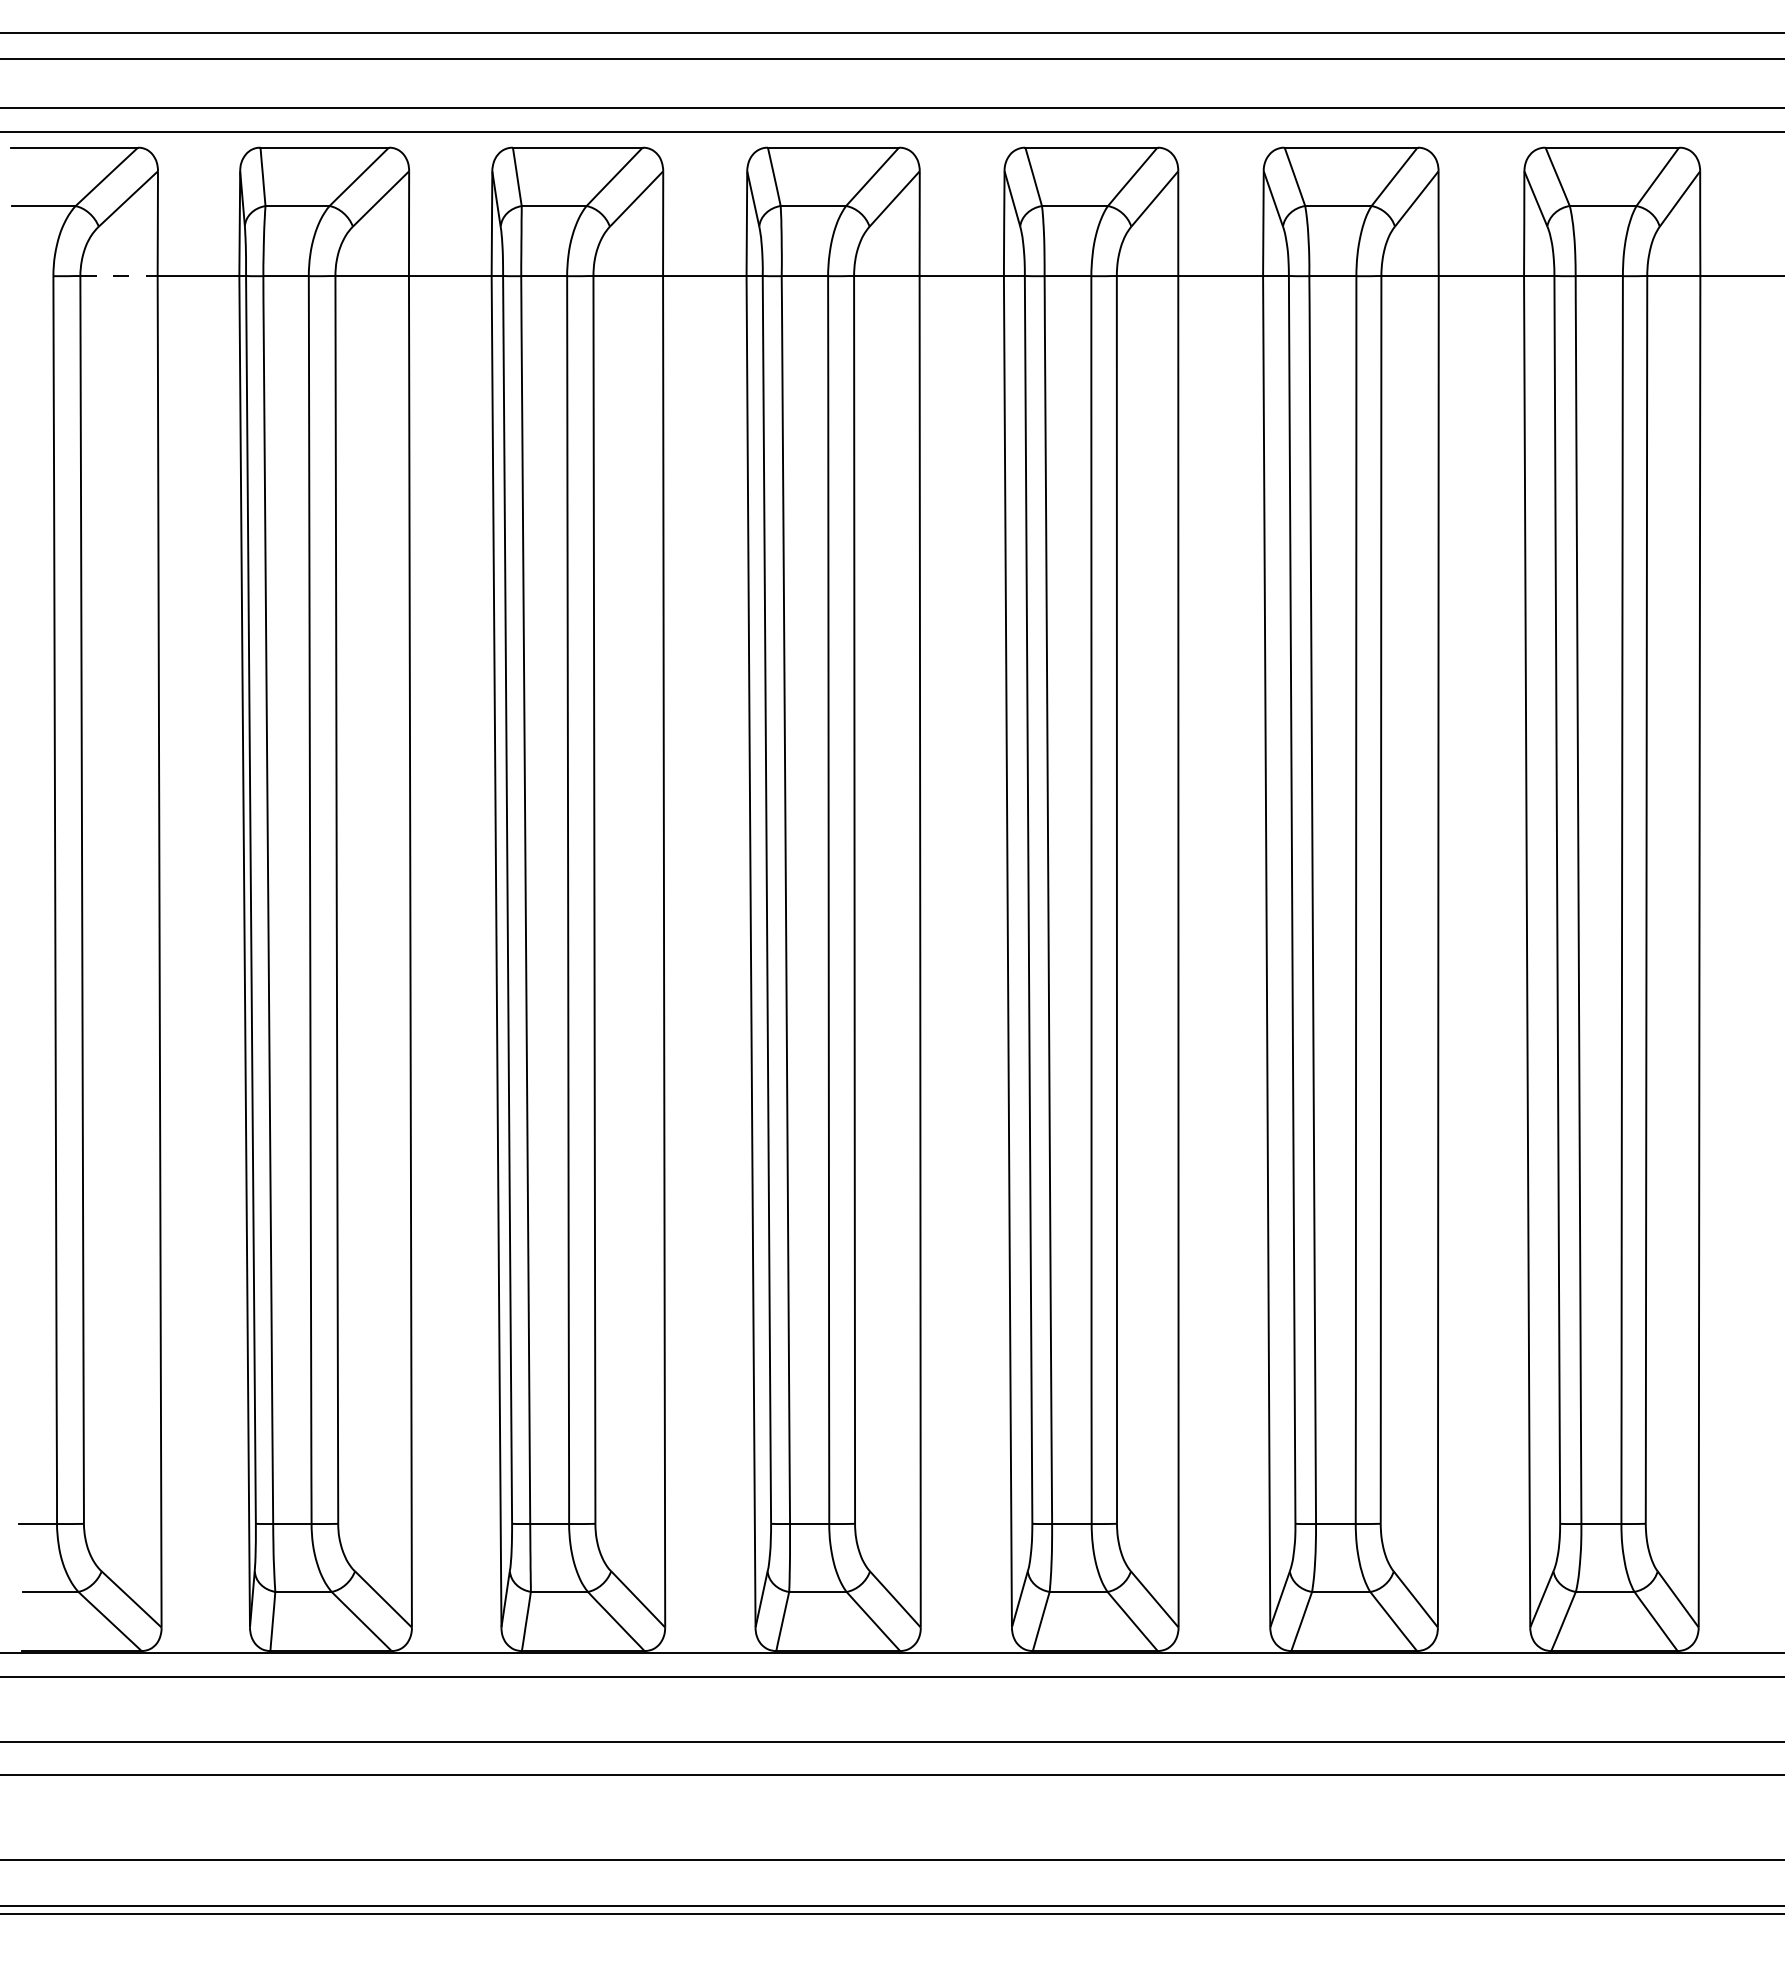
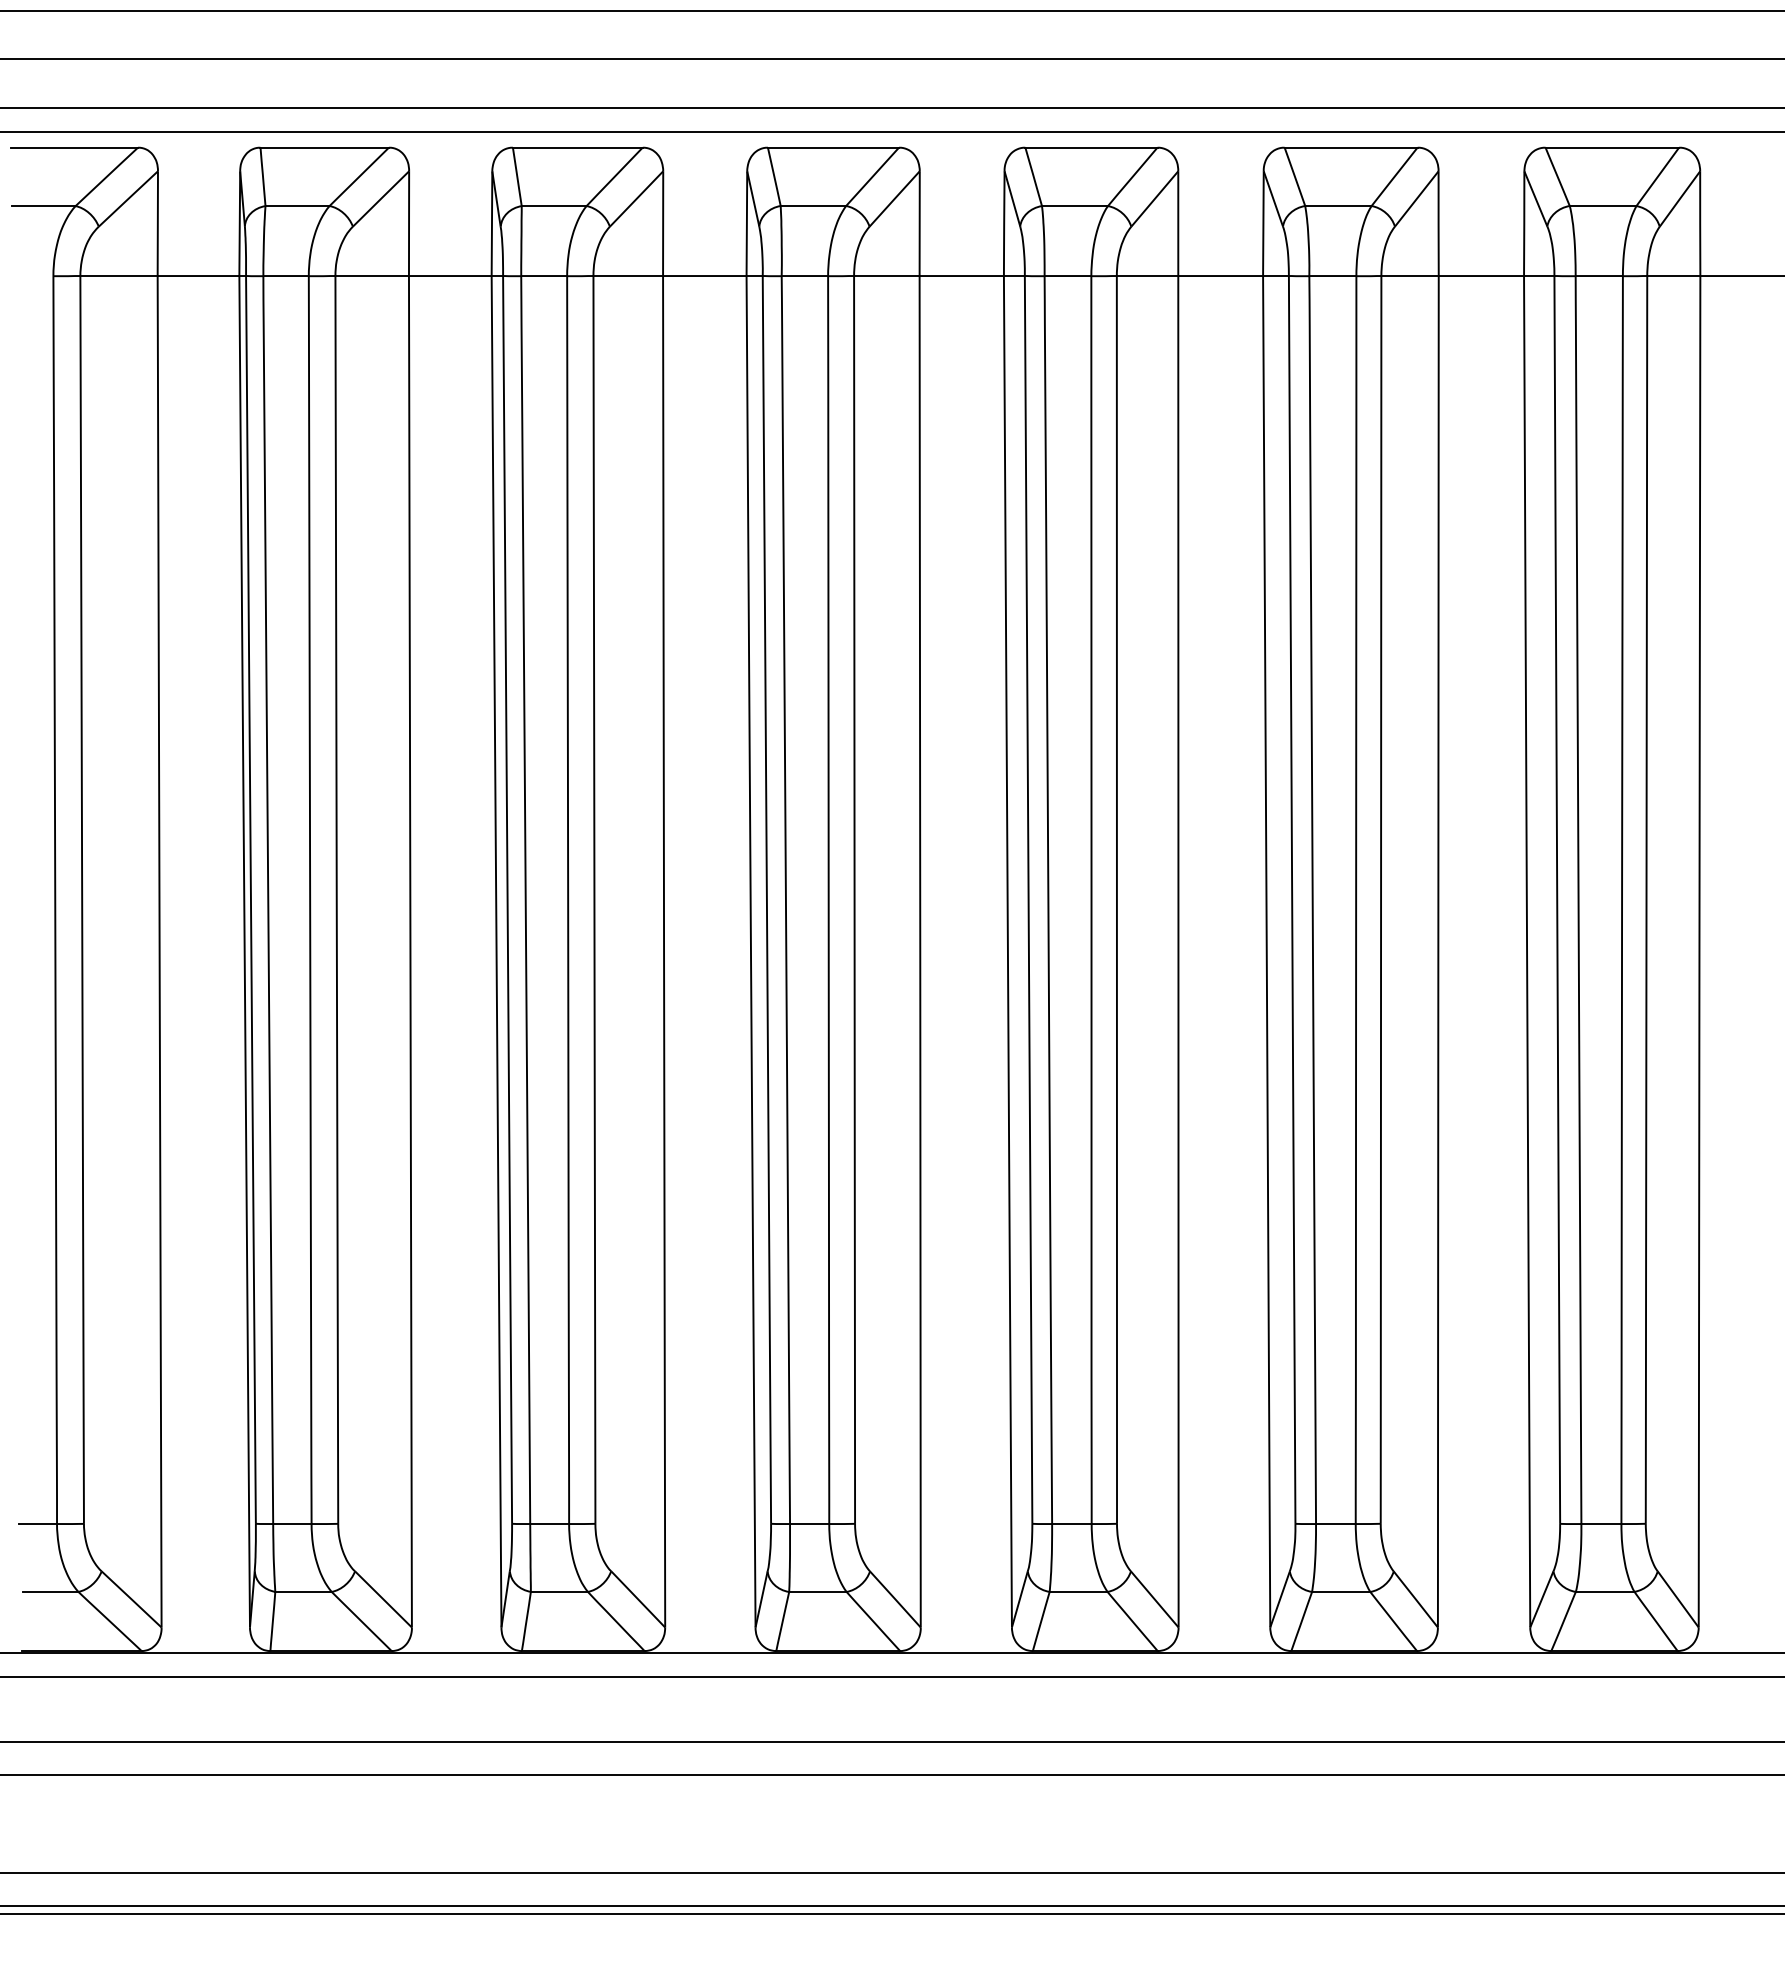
line position: (891, 32) -> (891, 10) (891, 10)
line: dashed -> solid (119, 276)
line position: (891, 1859) -> (891, 1872) (891, 1872)
